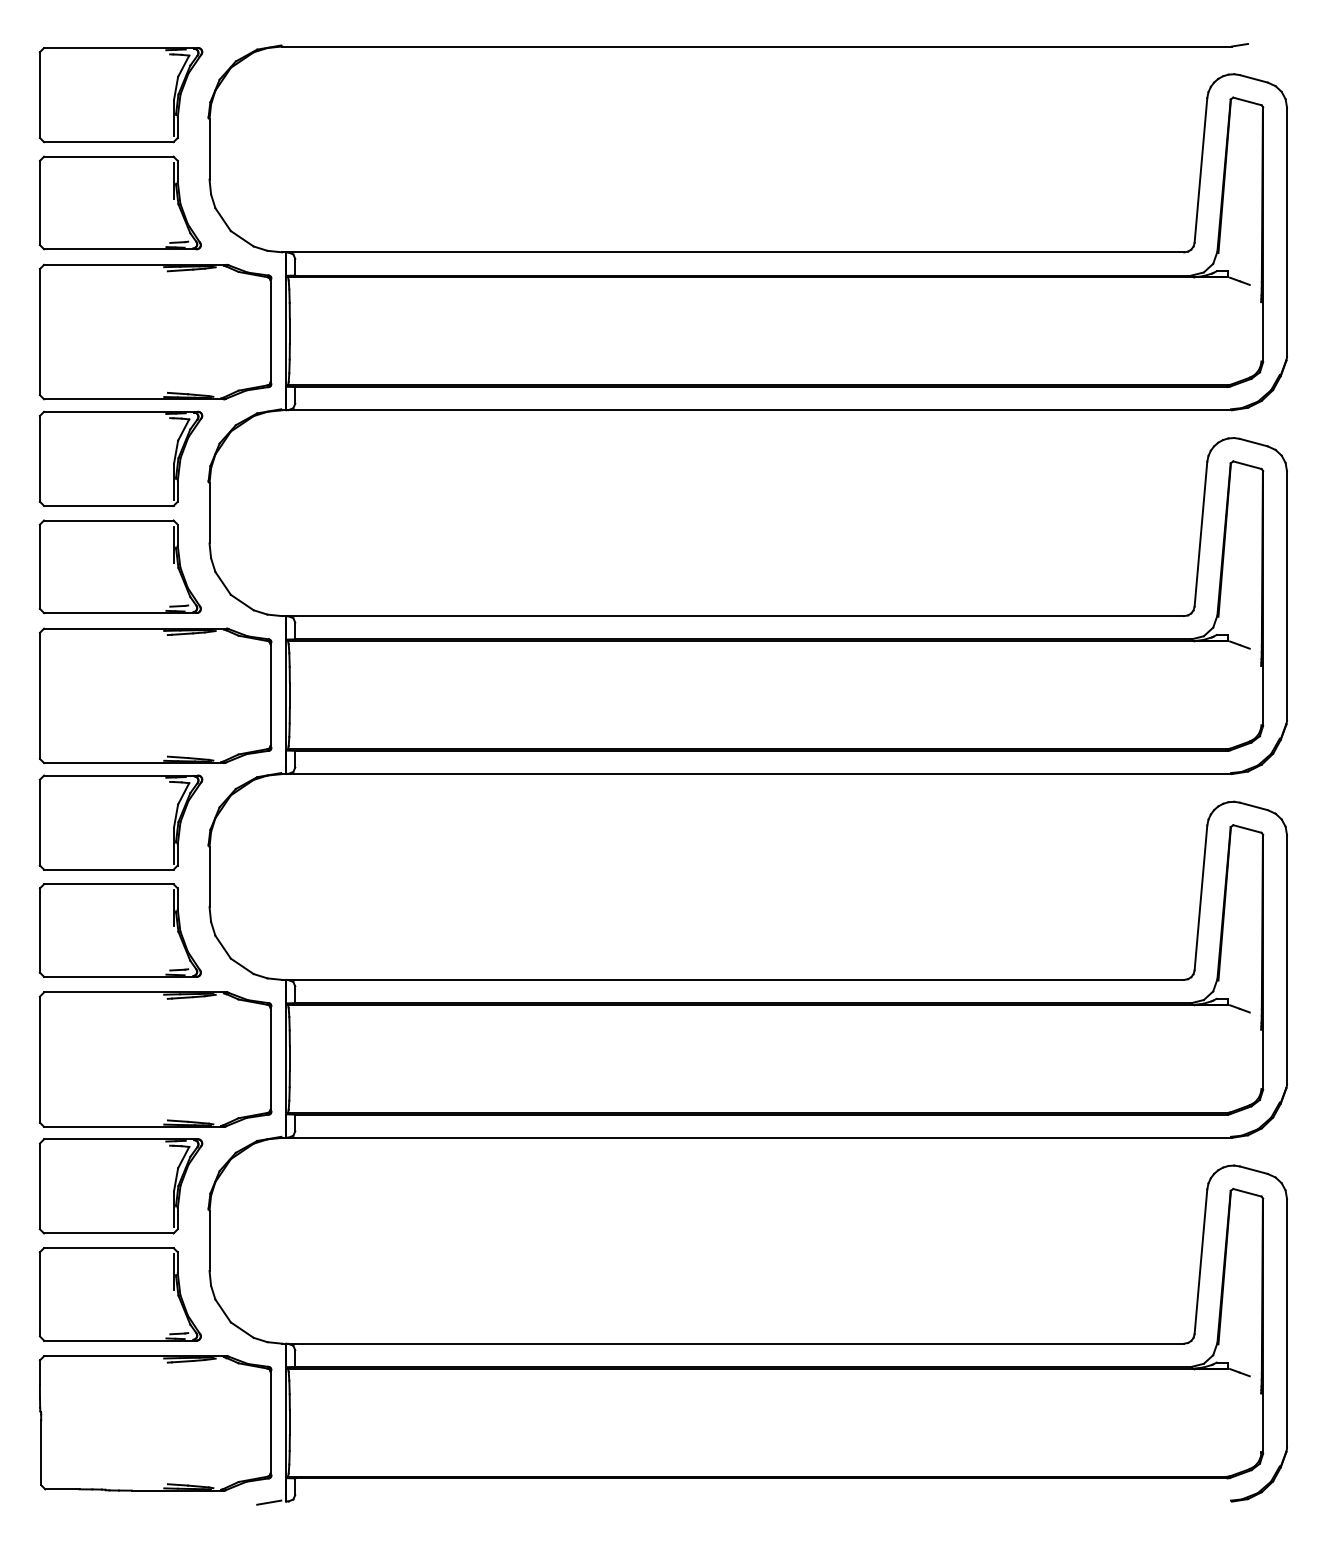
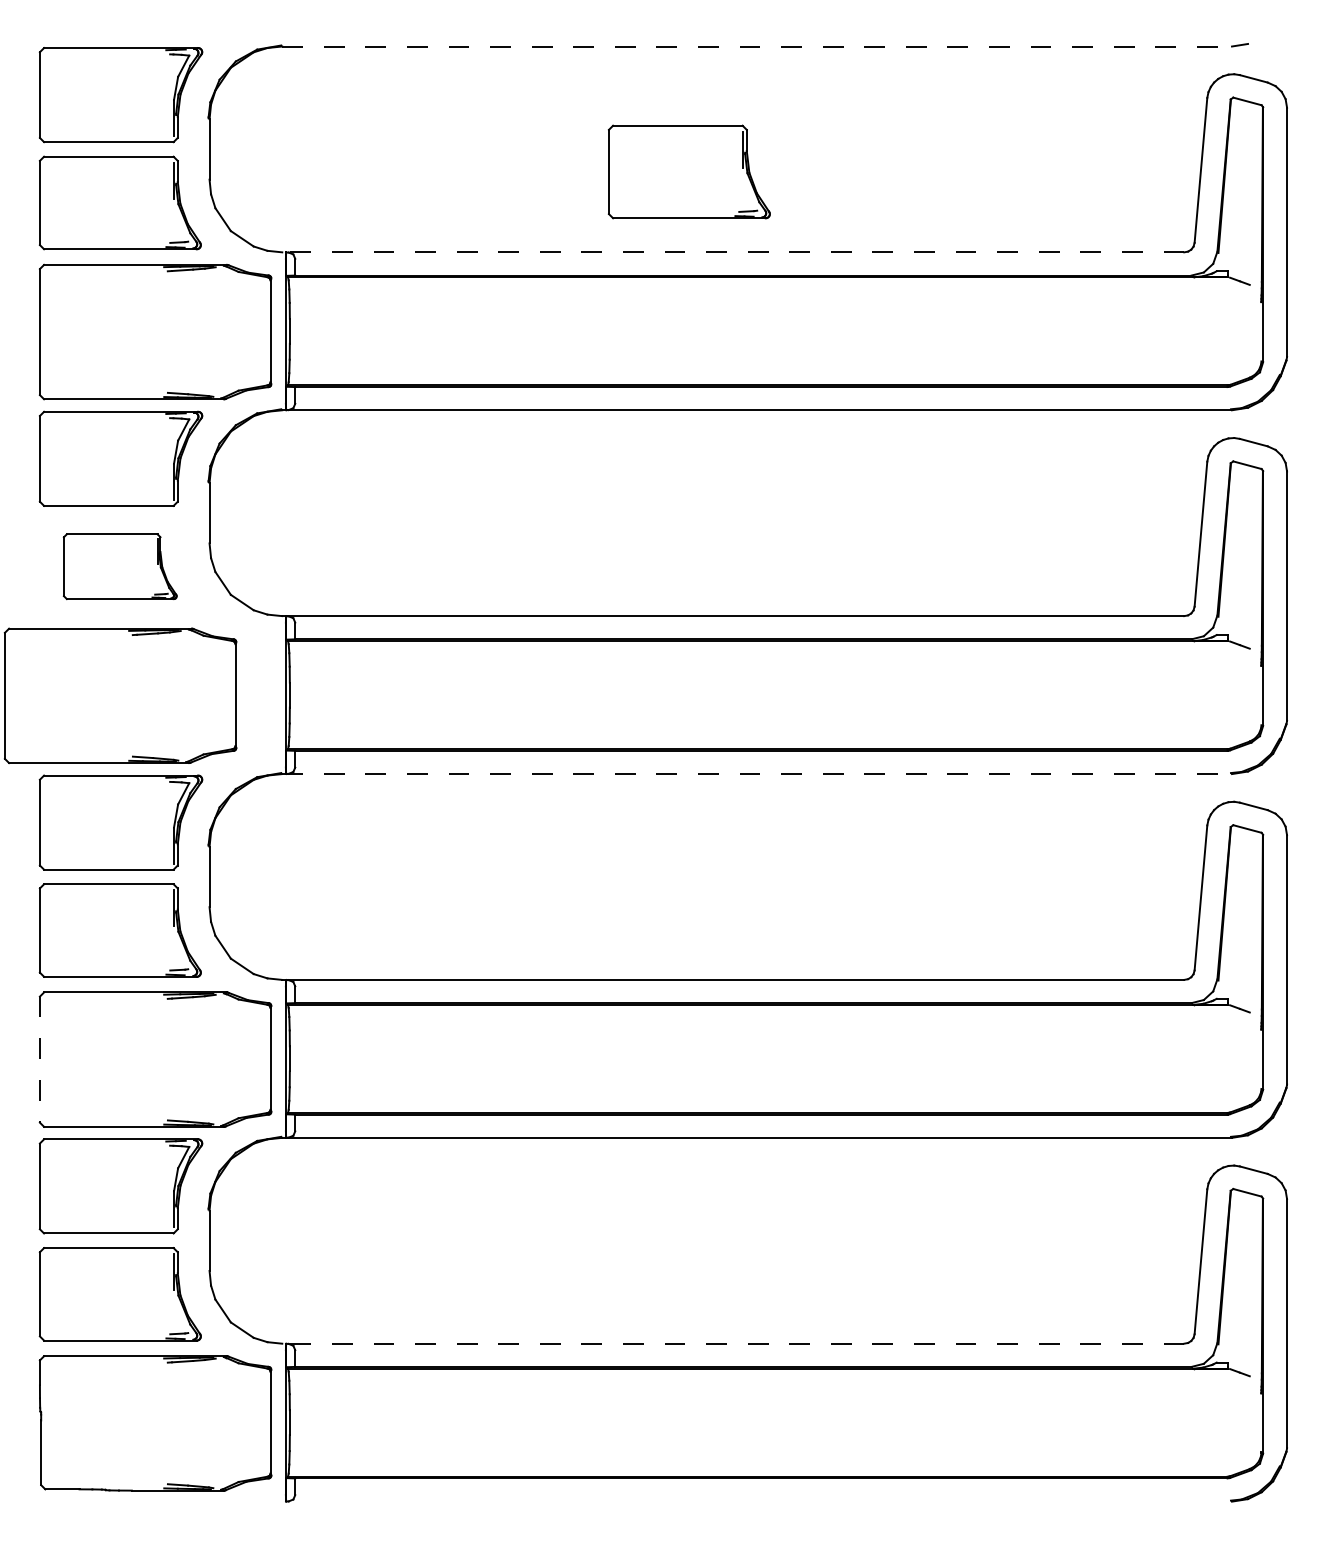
line: solid -> dashed (757, 46)
part: none -> present (688, 171)
line: solid -> dashed (732, 252)
part size: 164x95 px -> 116x68 px (119, 566)
part position: (155, 695) -> (120, 695) (120, 695)
line: solid -> dashed (757, 774)
line: solid -> dashed (39, 1060)
line: solid -> dashed (732, 1343)
line: present -> none (269, 1502)
